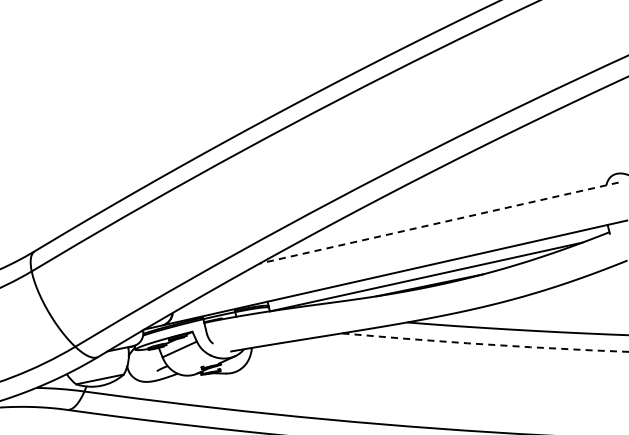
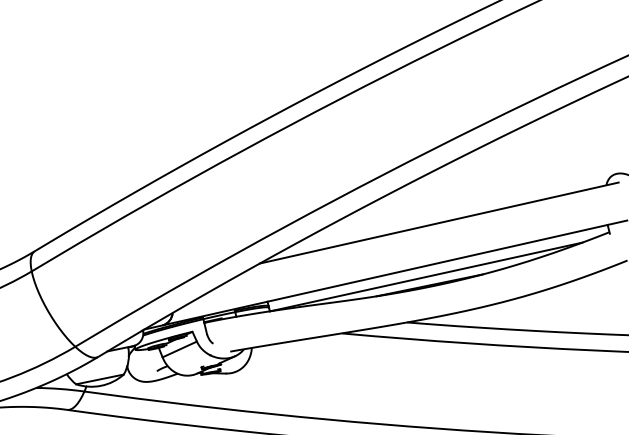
line: dashed -> solid (439, 223)
arc: dashed -> solid (485, 344)
